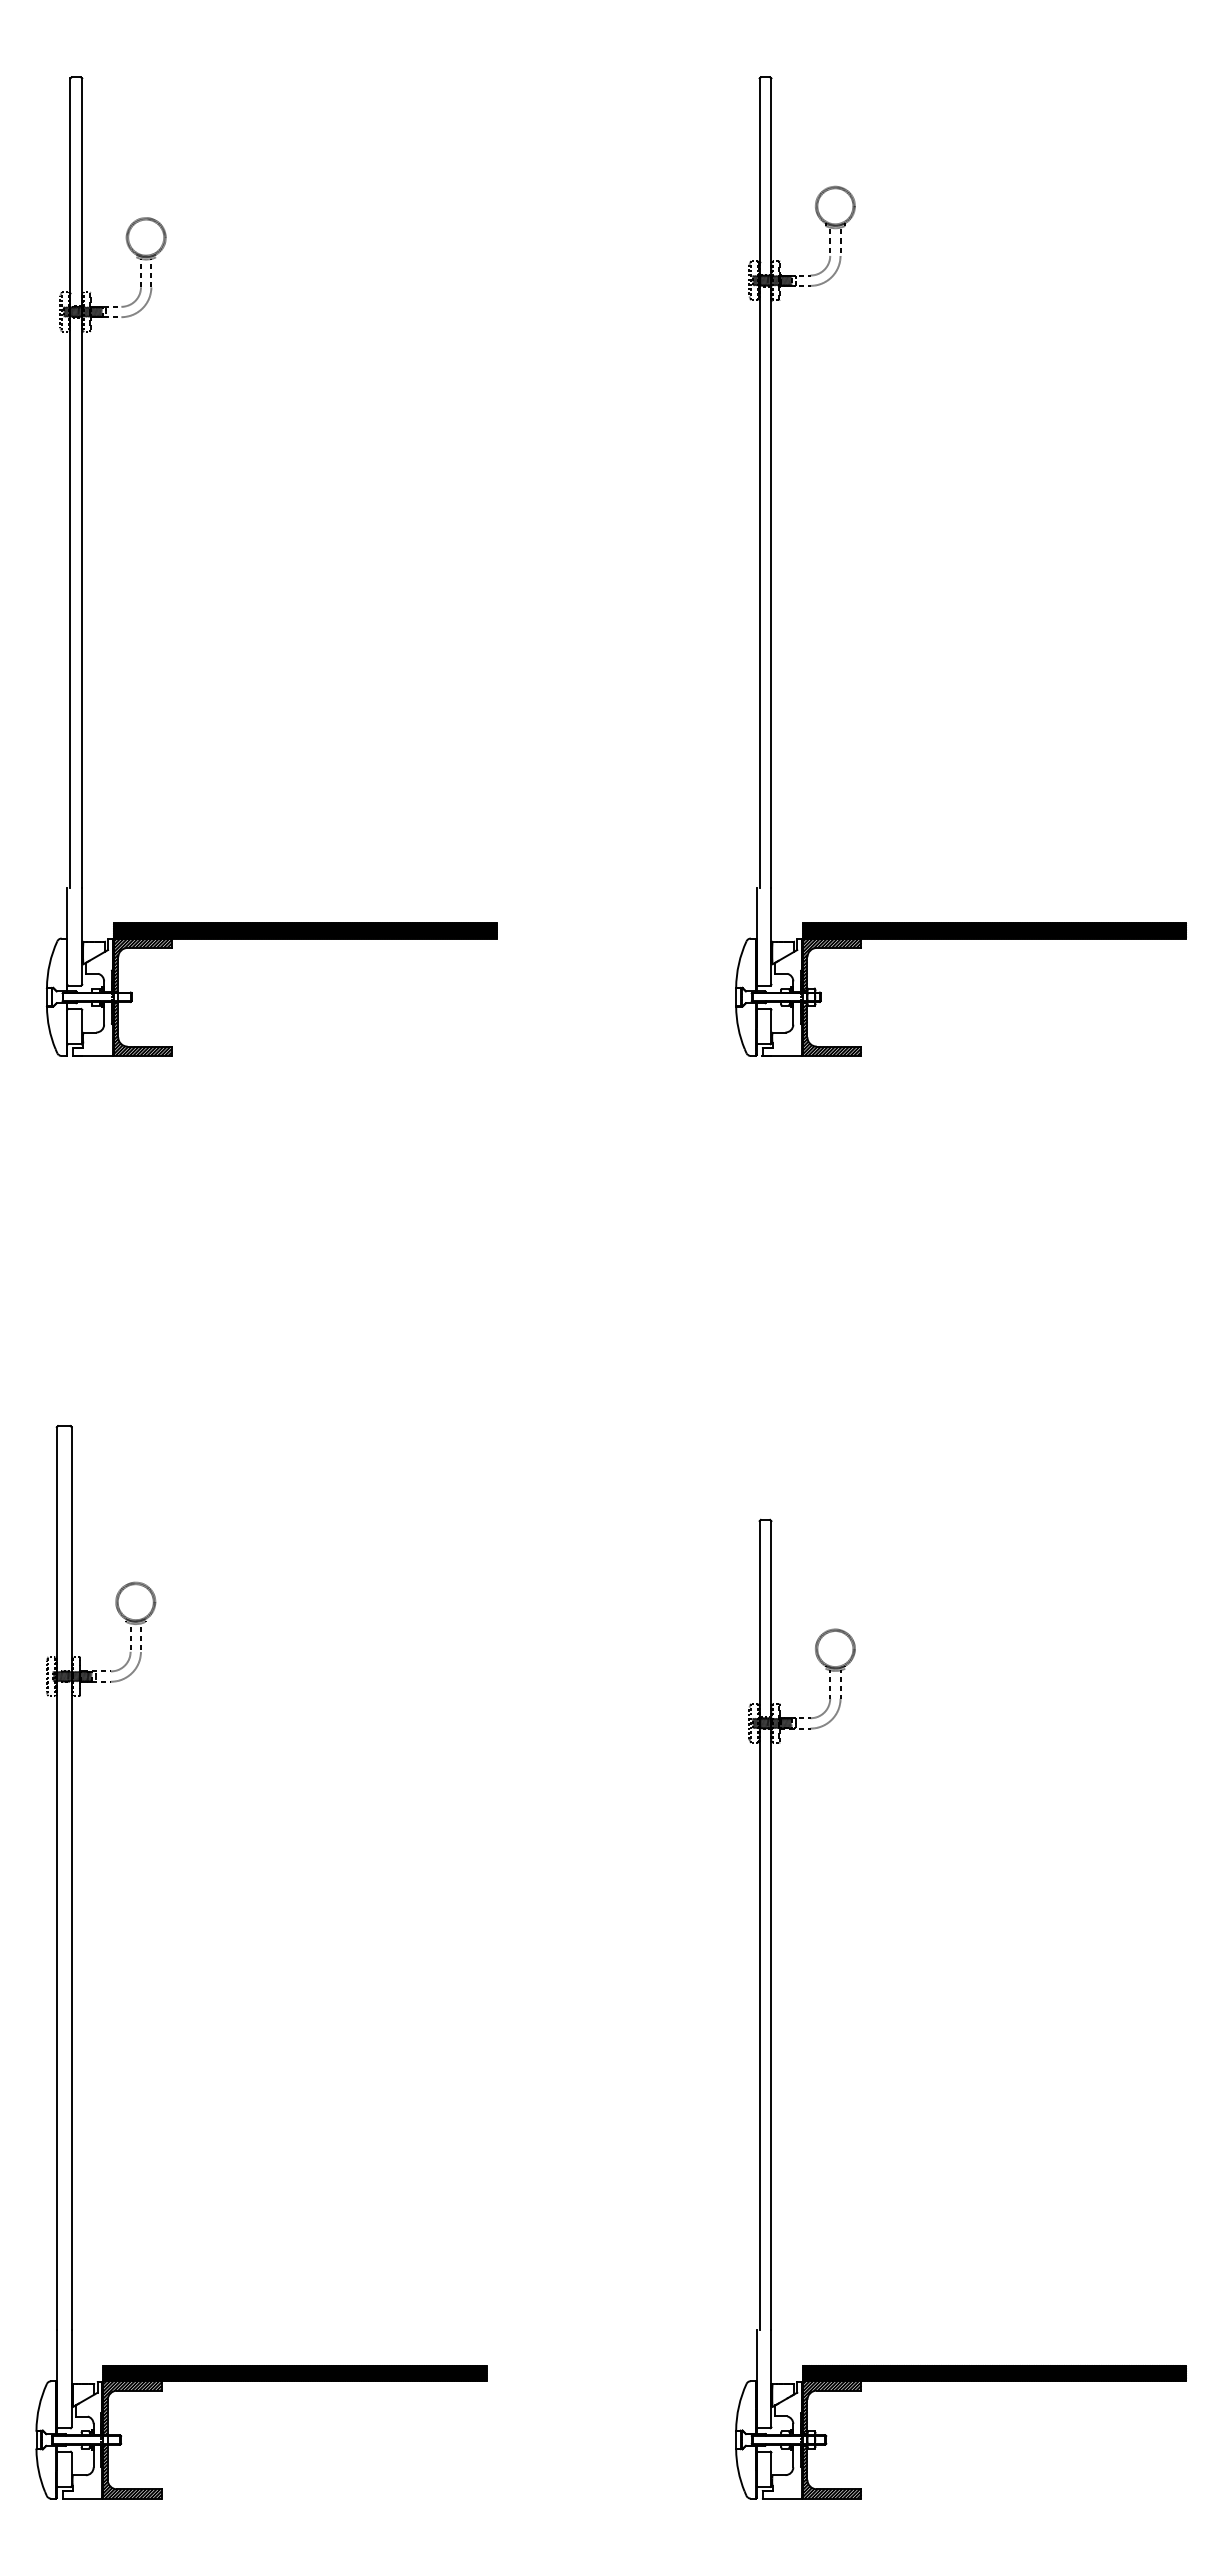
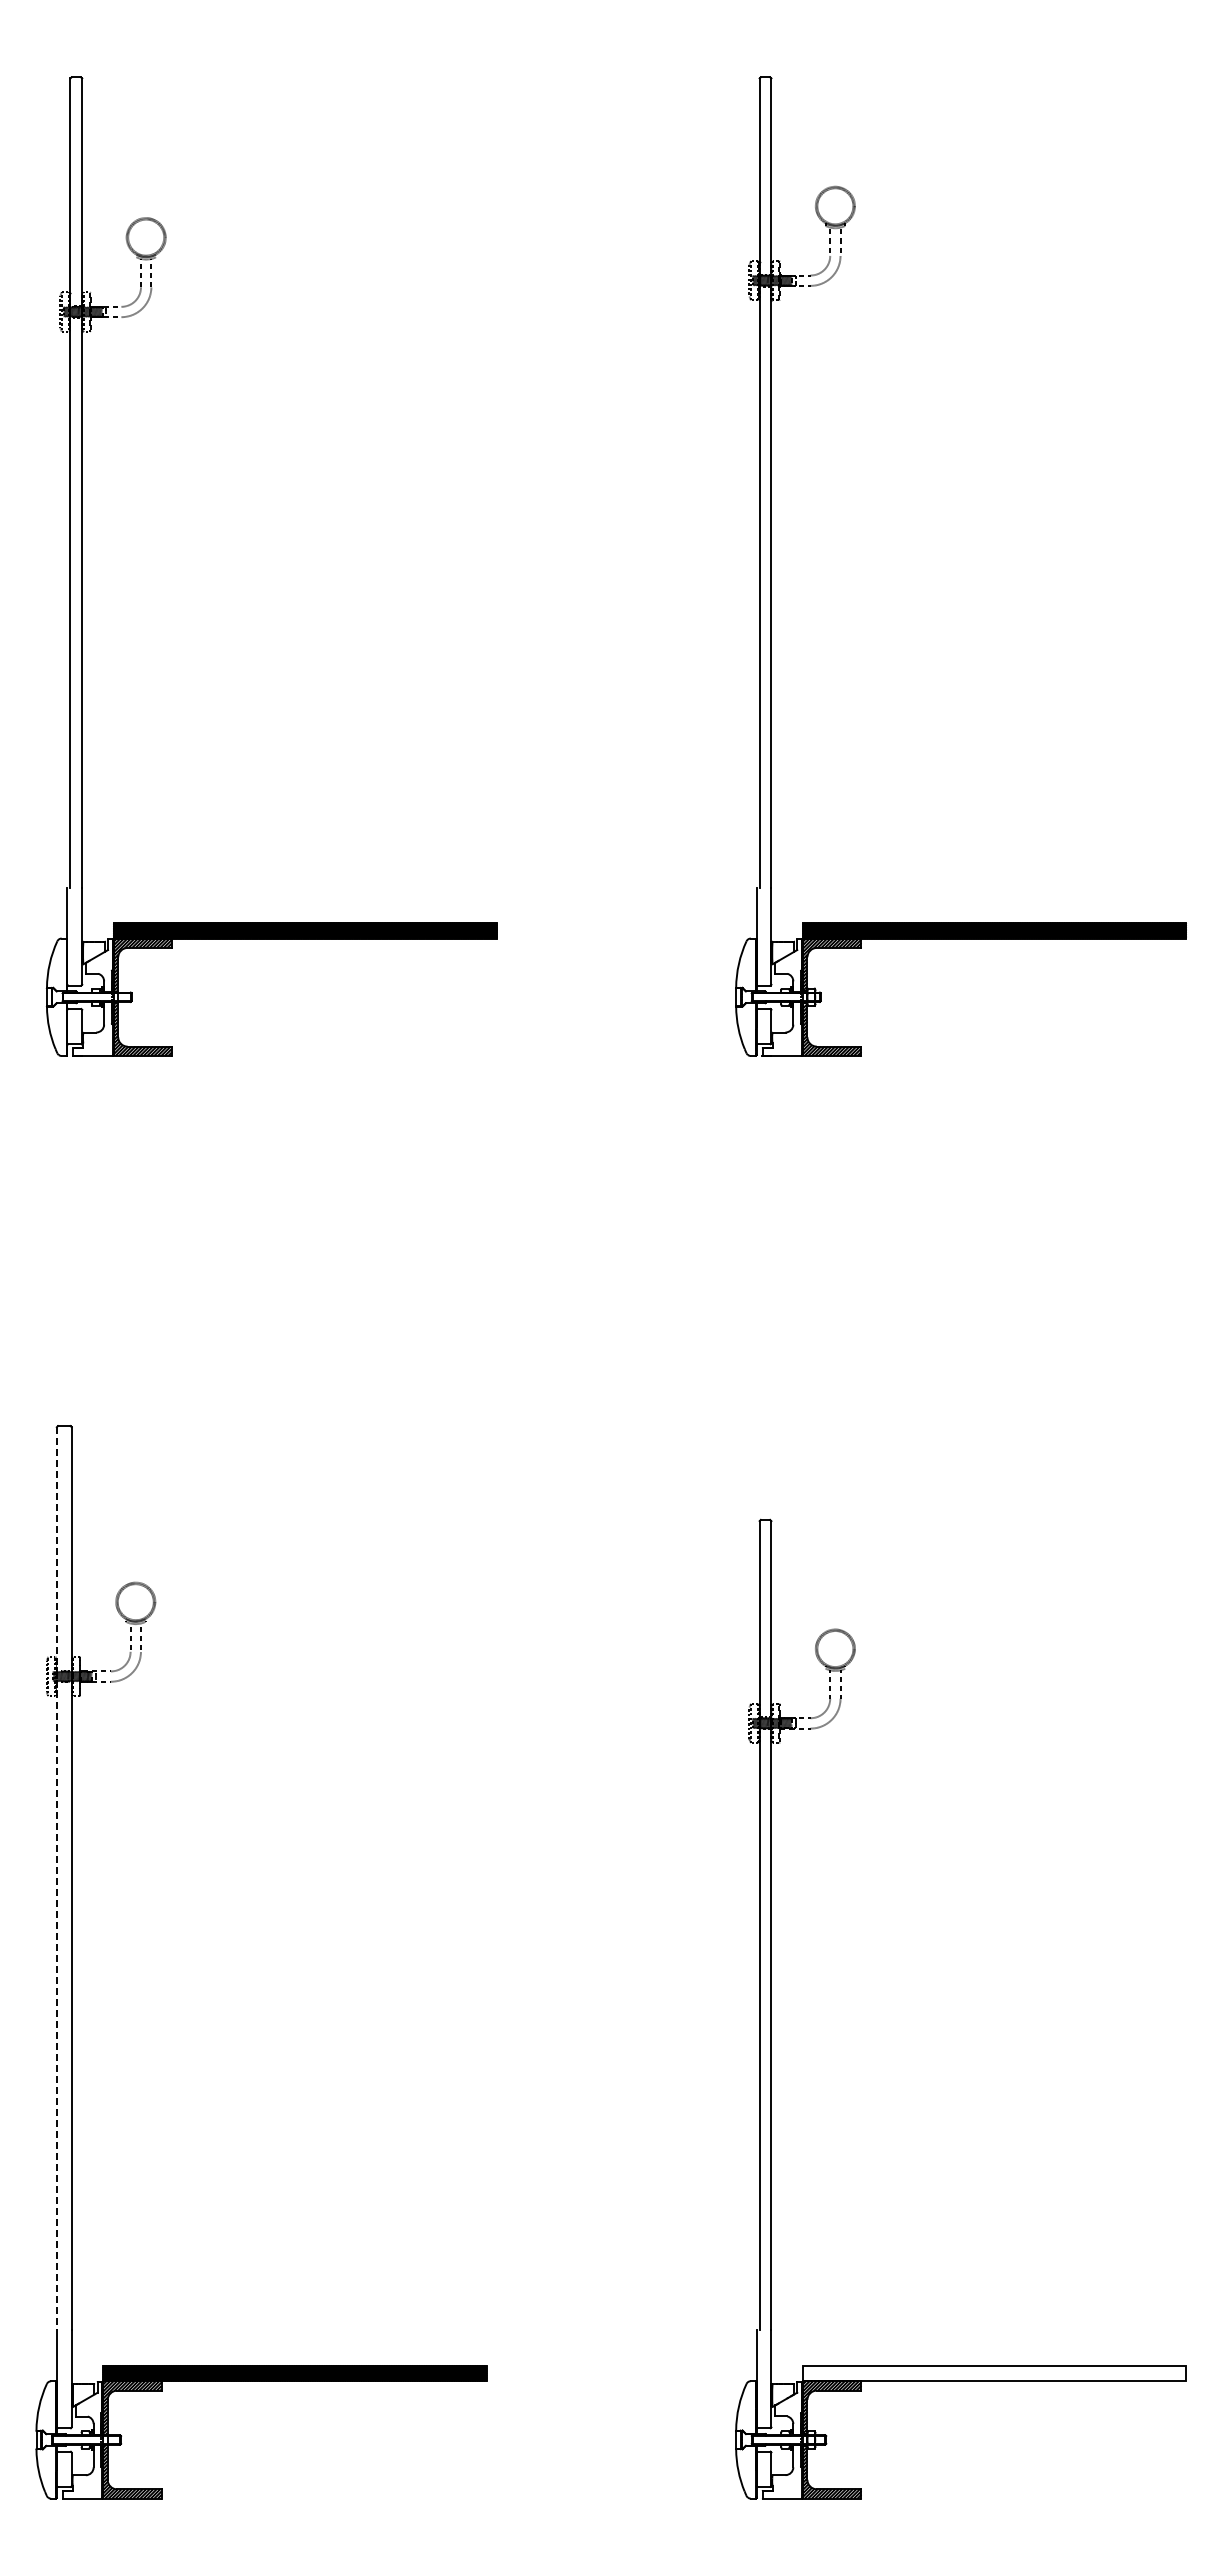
line: solid -> dashed (56, 1878)
hatch: present -> none (994, 2373)
